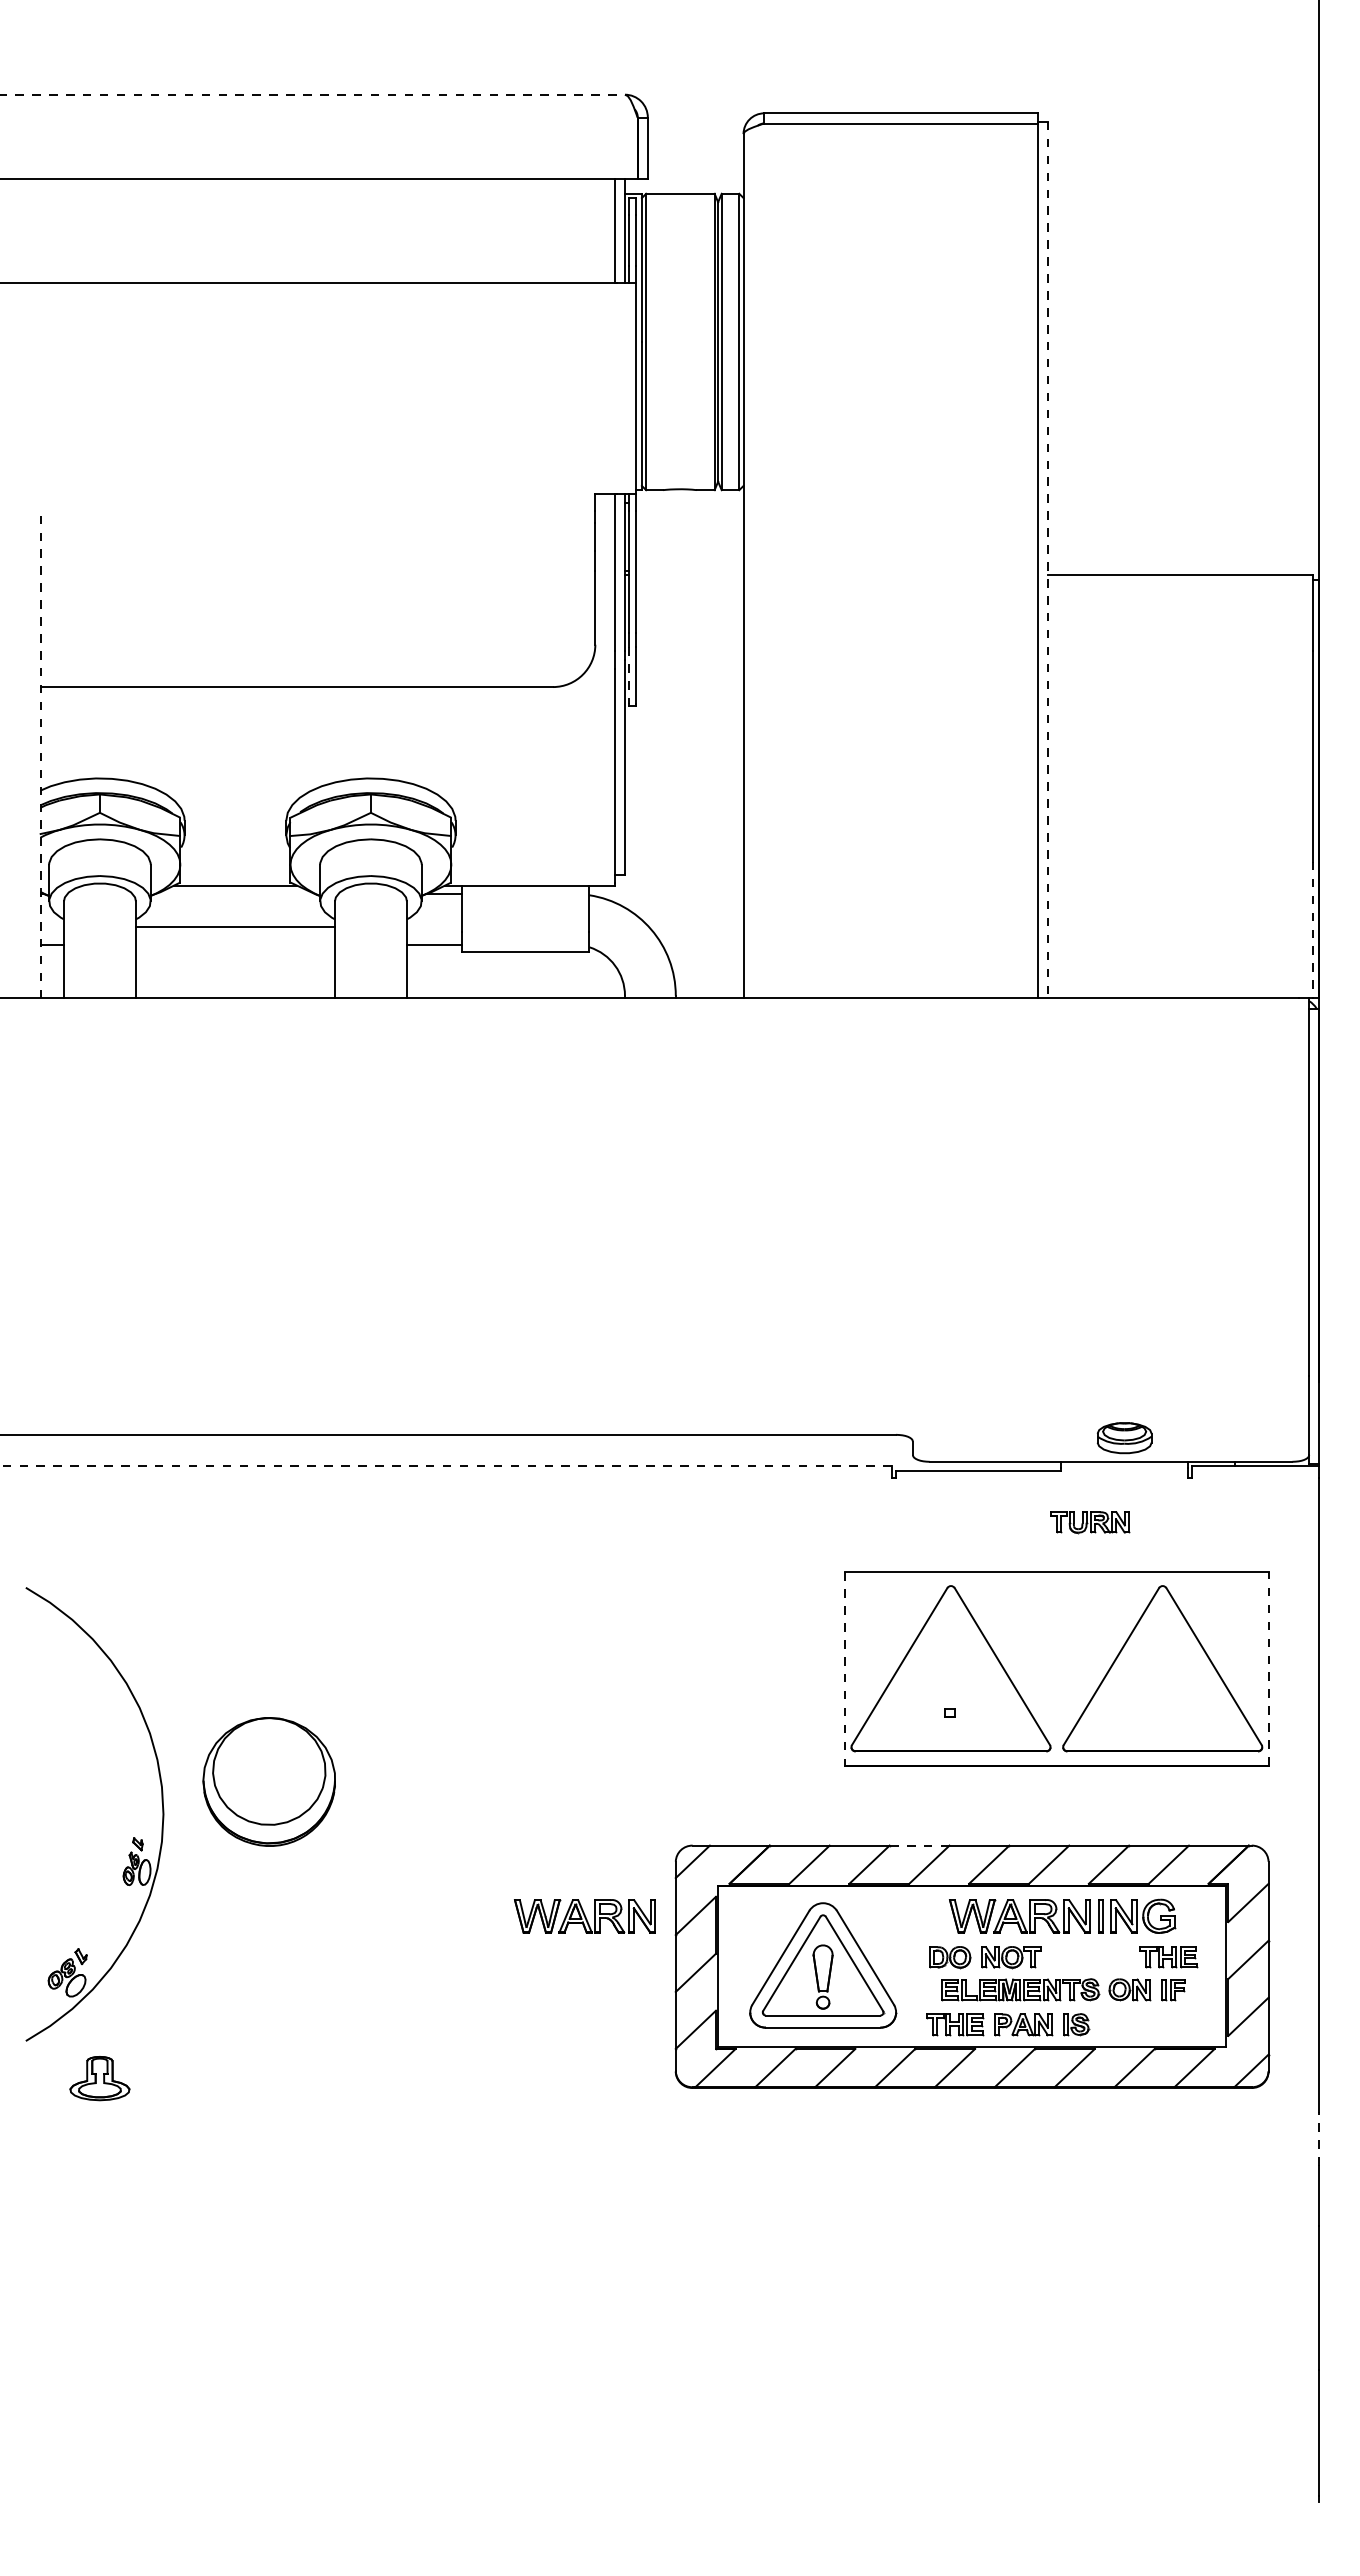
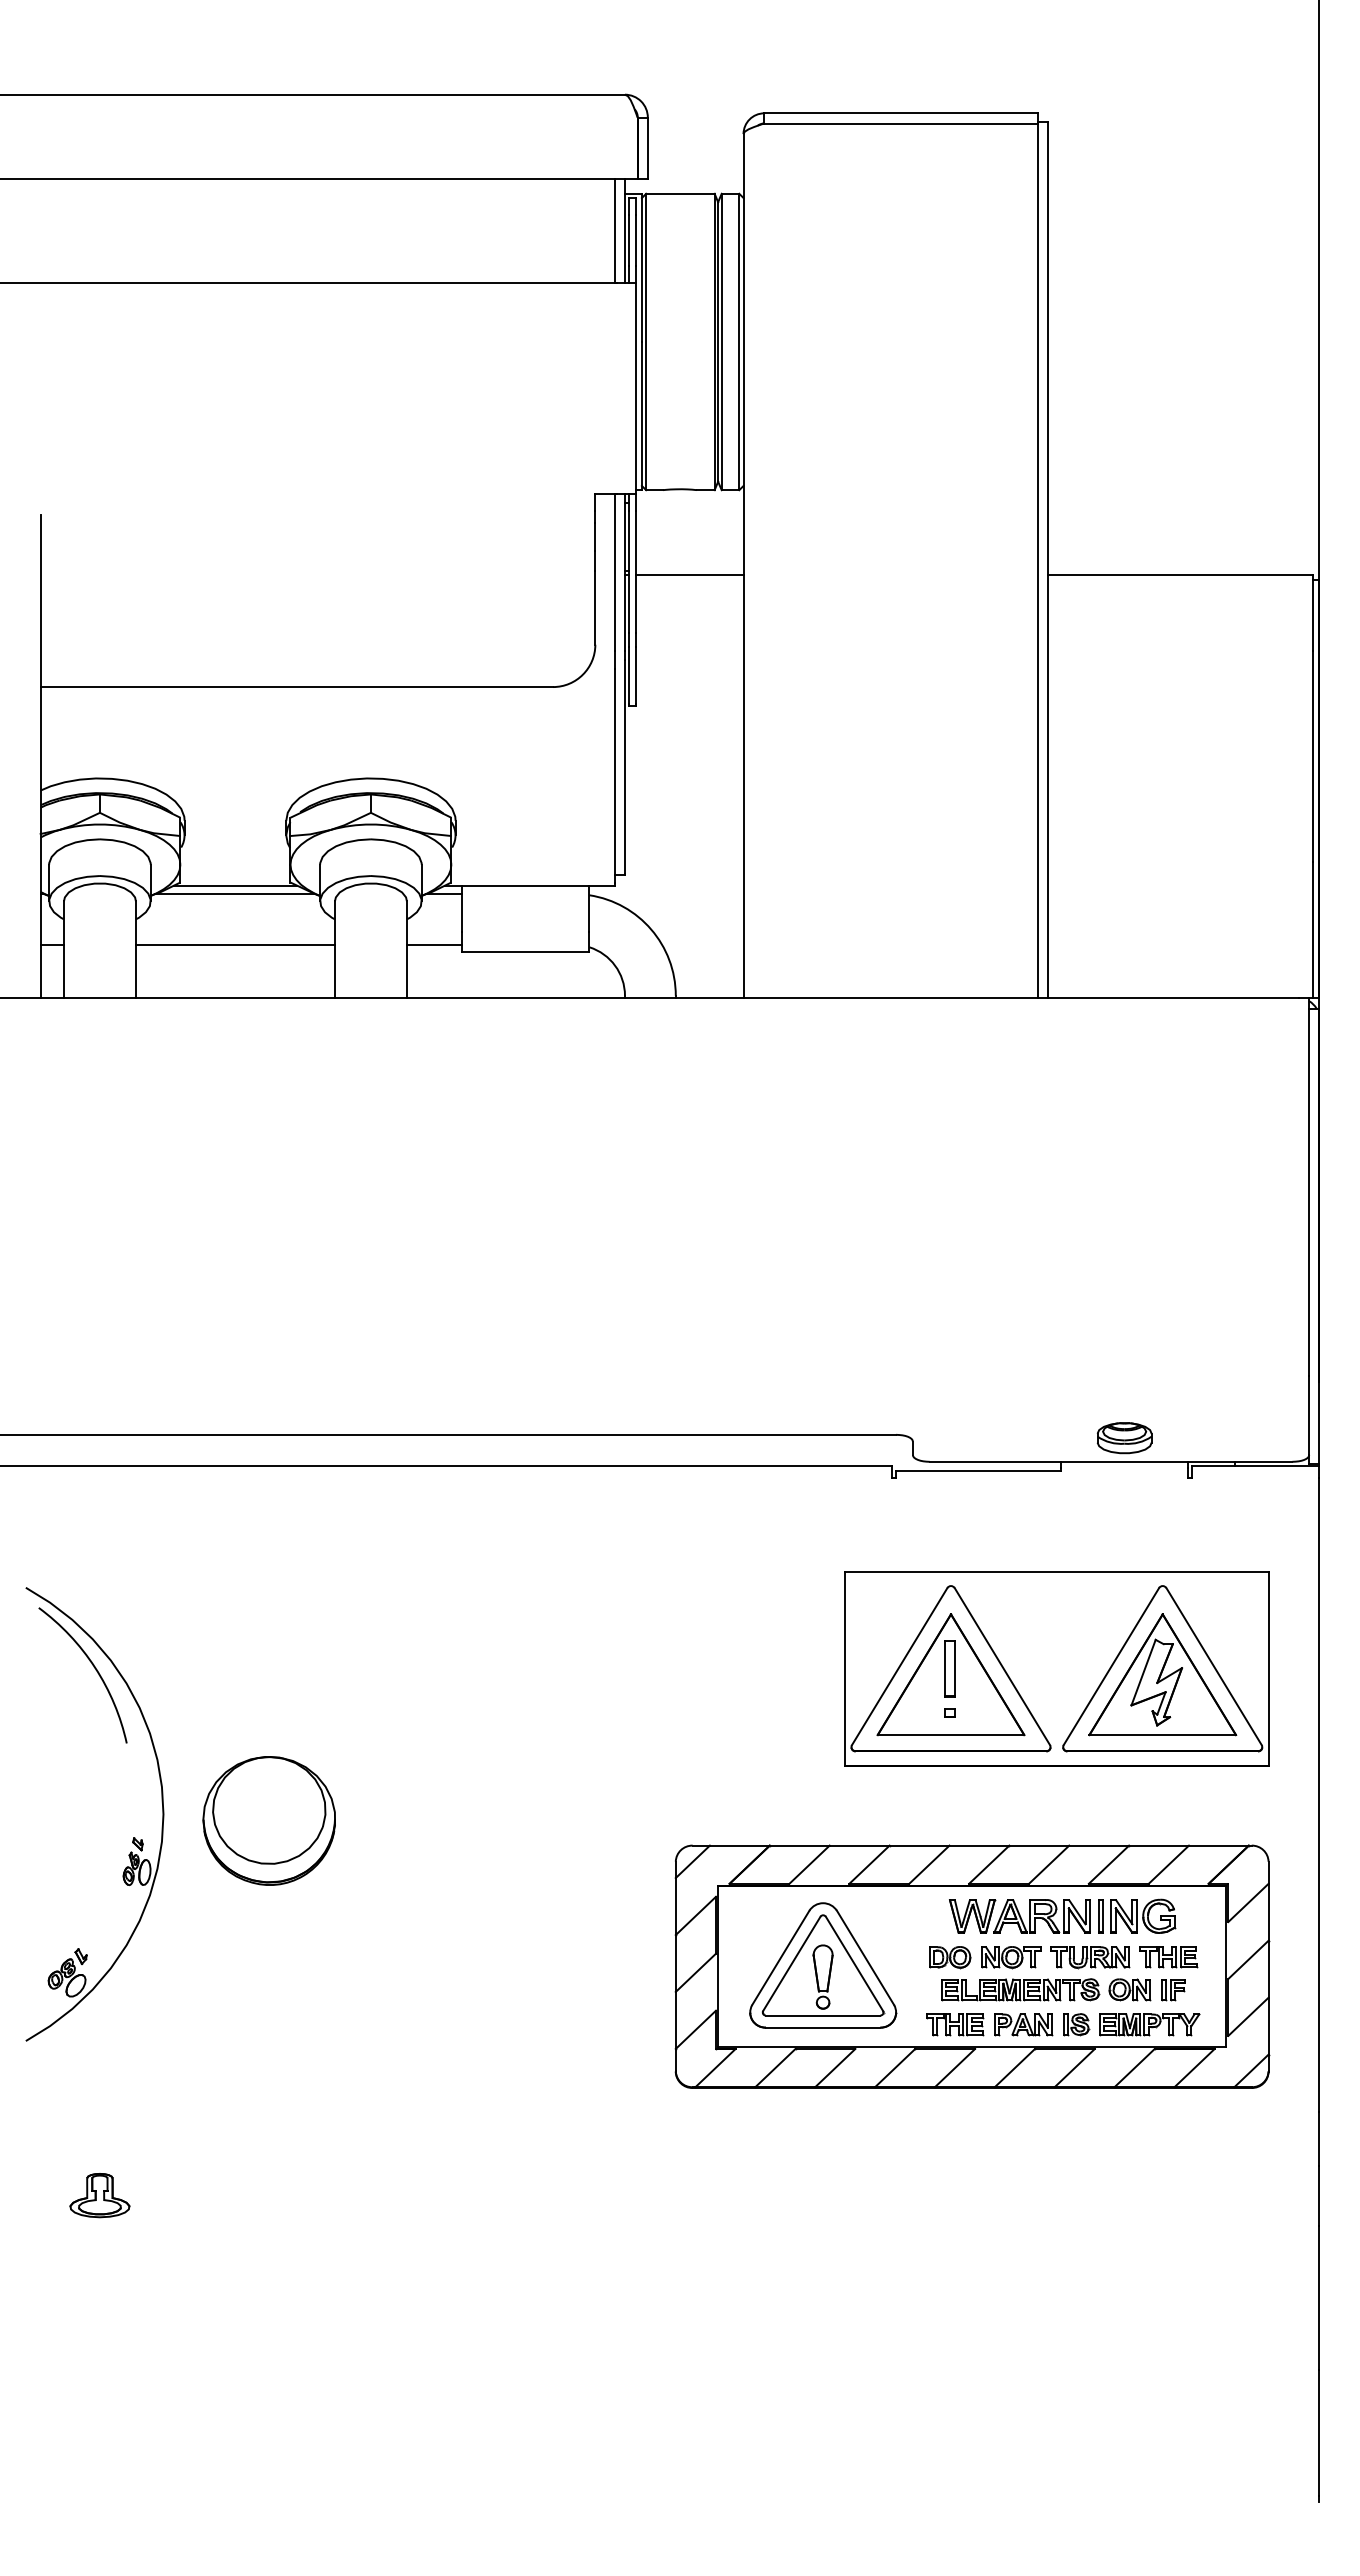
line: dashed -> solid (313, 94)
line: dashed -> solid (1048, 560)
line: none -> present (689, 574)
line: dashed -> solid (629, 676)
line: dashed -> solid (40, 756)
line: none -> present (235, 894)
line position: (234, 926) -> (234, 944) (234, 944)
line: dashed -> solid (1312, 930)
line: dashed -> solid (445, 1466)
part position: (1090, 1522) -> (1090, 1957) (1090, 1957)
arc: none -> present (93, 1667)
line: dashed -> solid (845, 1668)
line: dashed -> solid (1268, 1668)
part: none -> present (950, 1674)
part: none -> present (1162, 1674)
part position: (268, 1781) -> (268, 1820) (268, 1820)
line: dashed -> solid (919, 1845)
part: present -> none (584, 1916)
part: none -> present (1149, 2024)
part position: (99, 2078) -> (99, 2195) (99, 2195)
line: dashed -> solid (1319, 2138)
